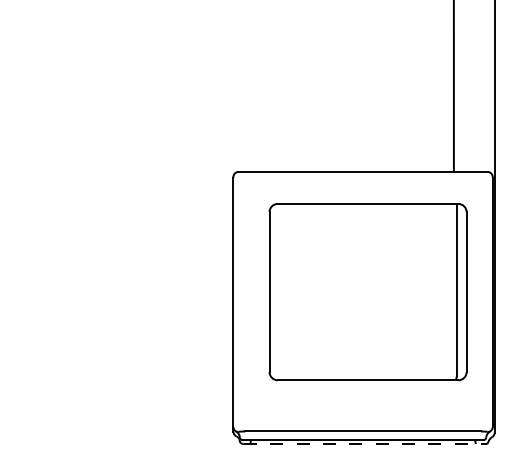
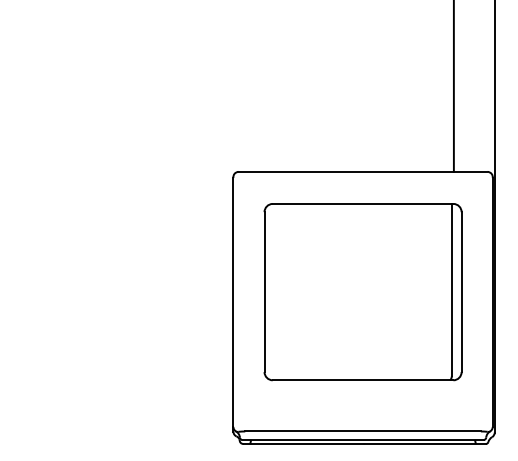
part position: (367, 292) -> (362, 292) (362, 292)
line: dashed -> solid (365, 444)
